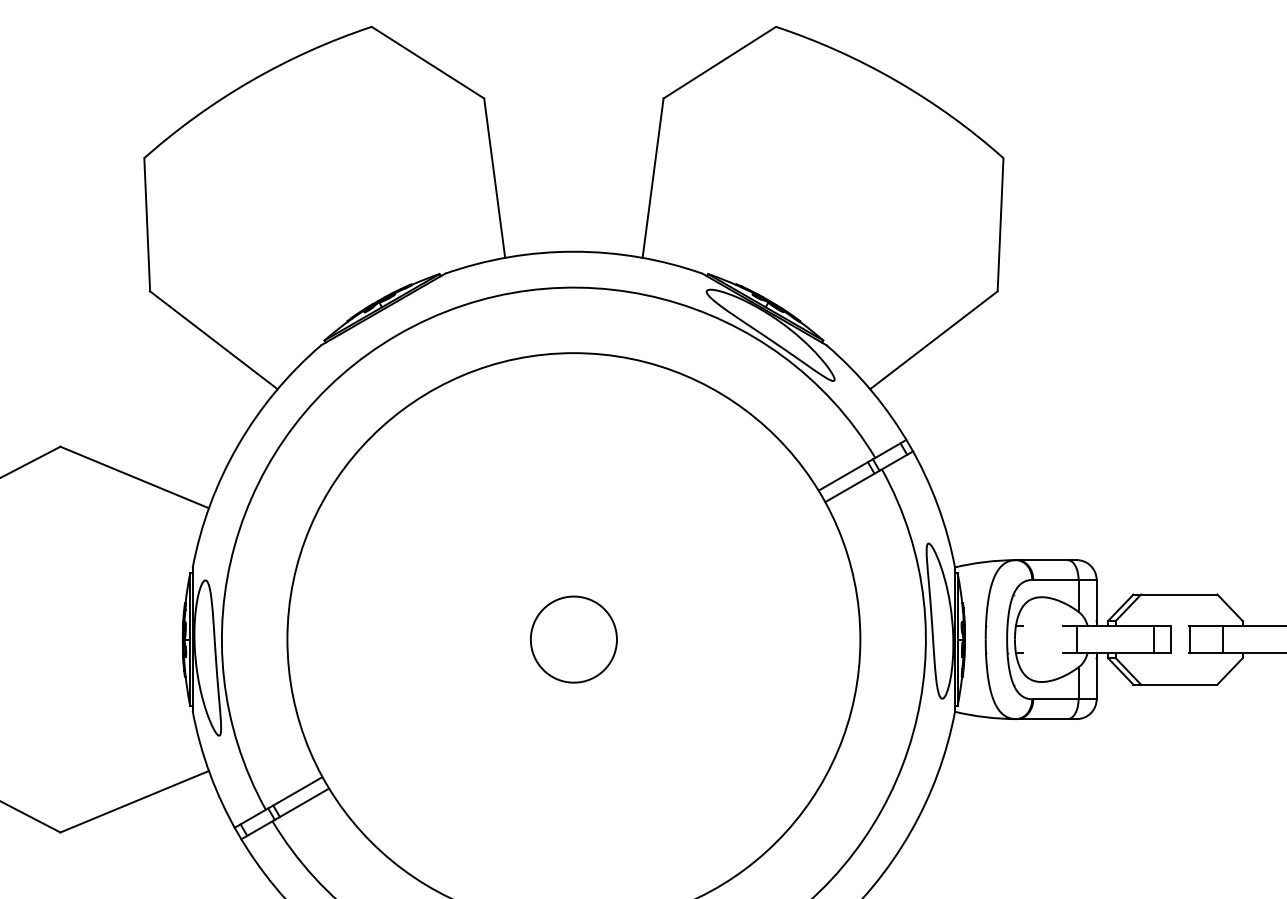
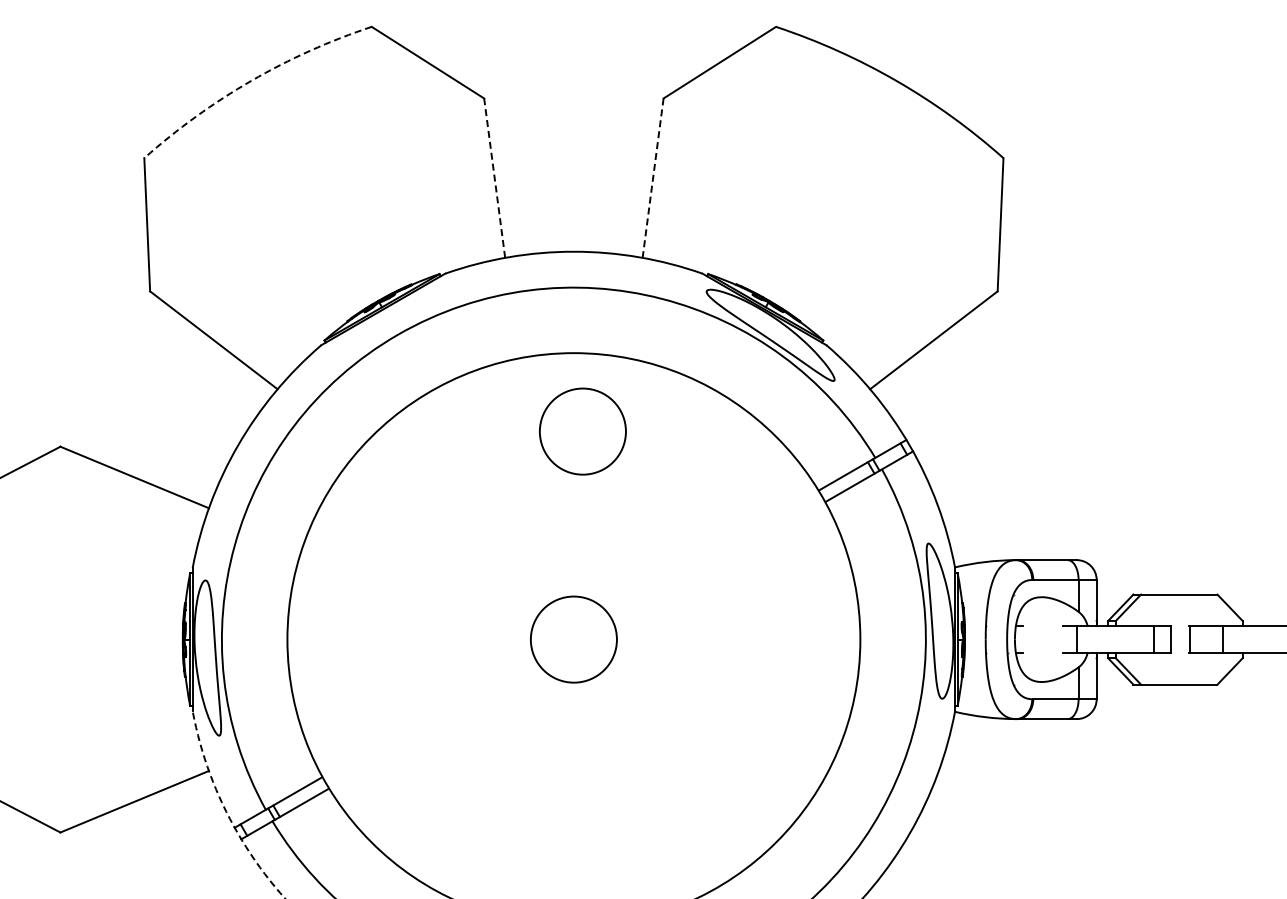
arc: solid -> dashed (251, 80)
line: solid -> dashed (494, 177)
line: solid -> dashed (653, 178)
circle: none -> present (582, 431)
arc: solid -> dashed (226, 811)
